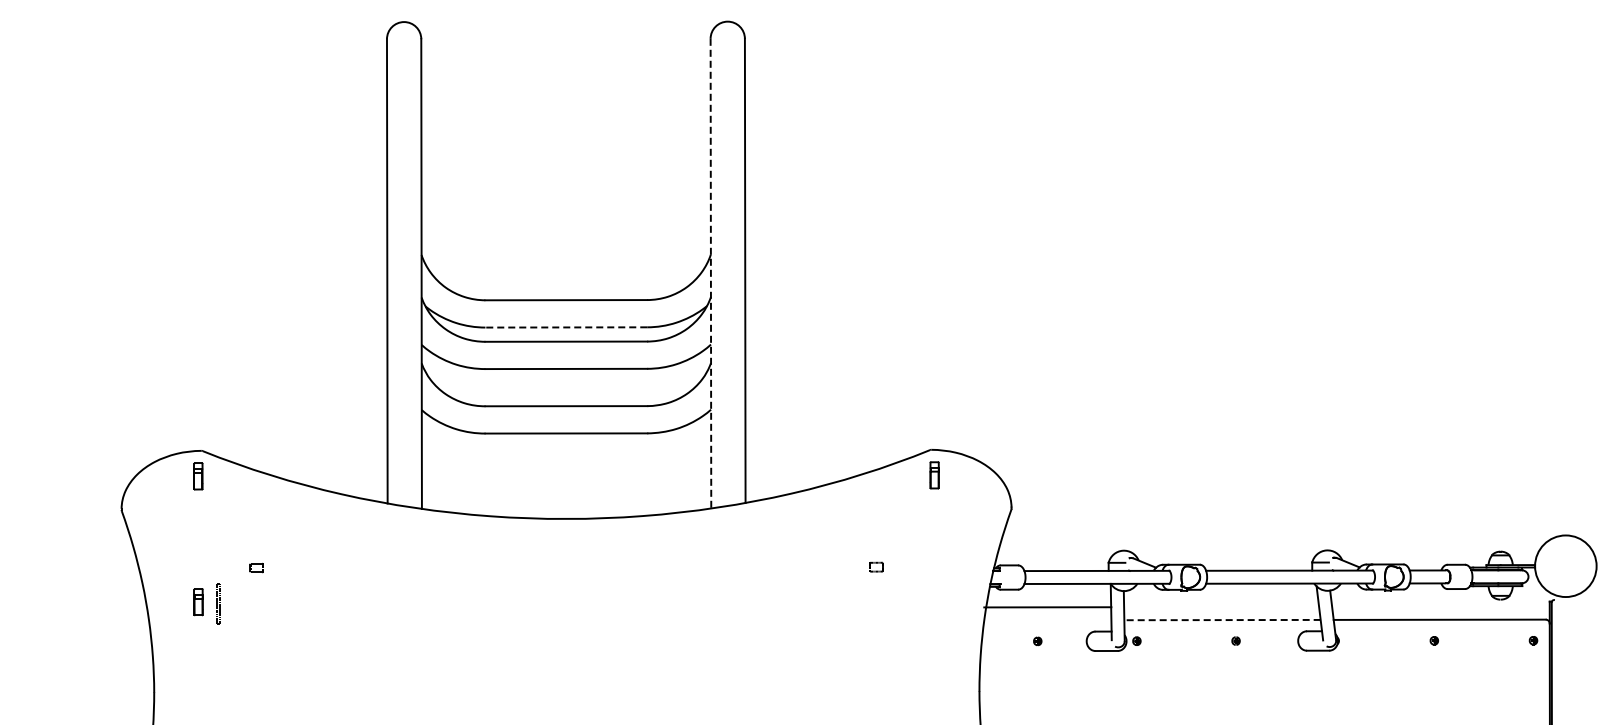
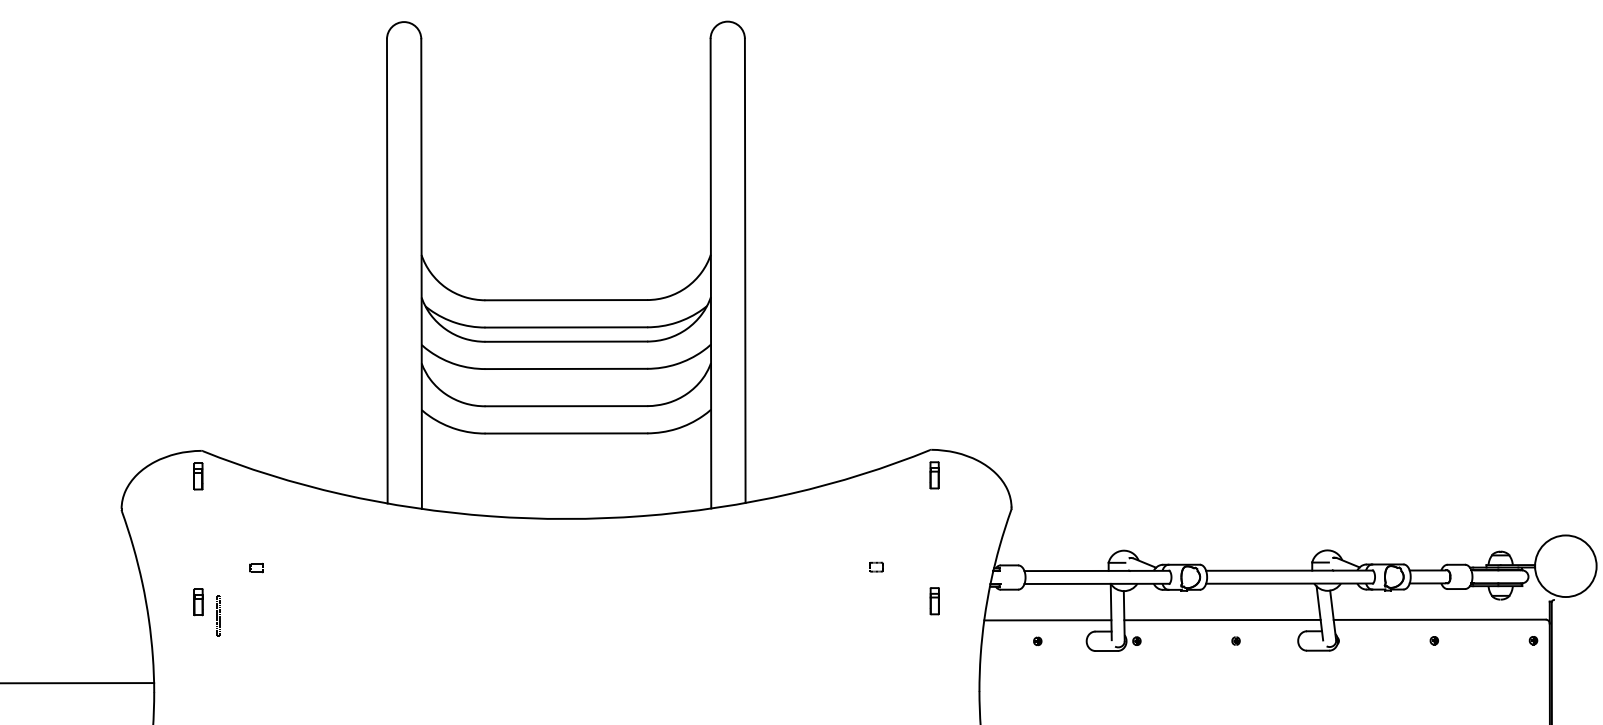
line: dashed -> solid (710, 273)
line: dashed -> solid (566, 327)
part: none -> present (934, 601)
line position: (217, 603) -> (217, 615) (217, 615)
line position: (1047, 607) -> (1047, 620) (1047, 620)
line: dashed -> solid (1222, 620)
line: none -> present (78, 683)
